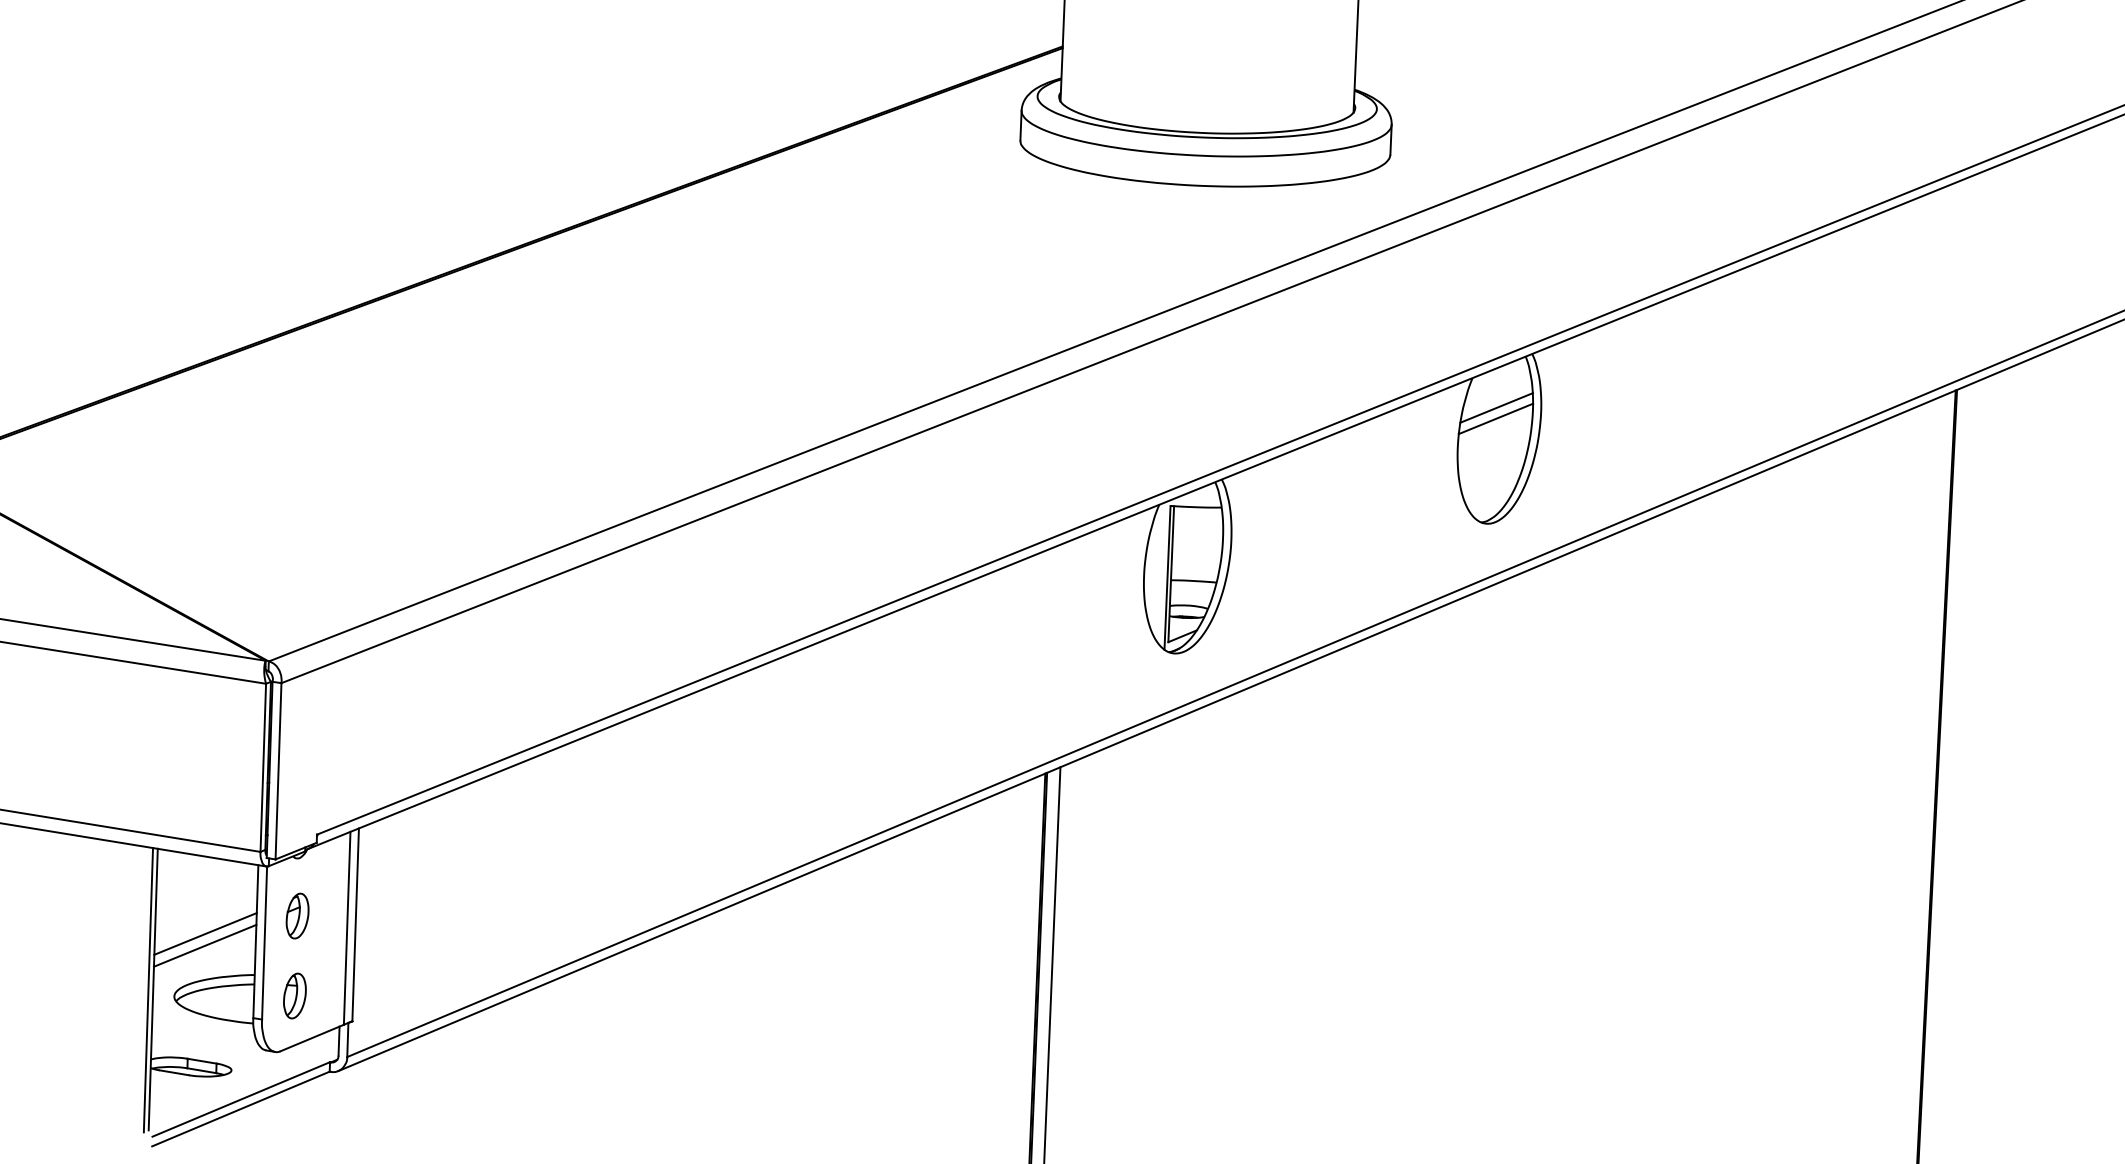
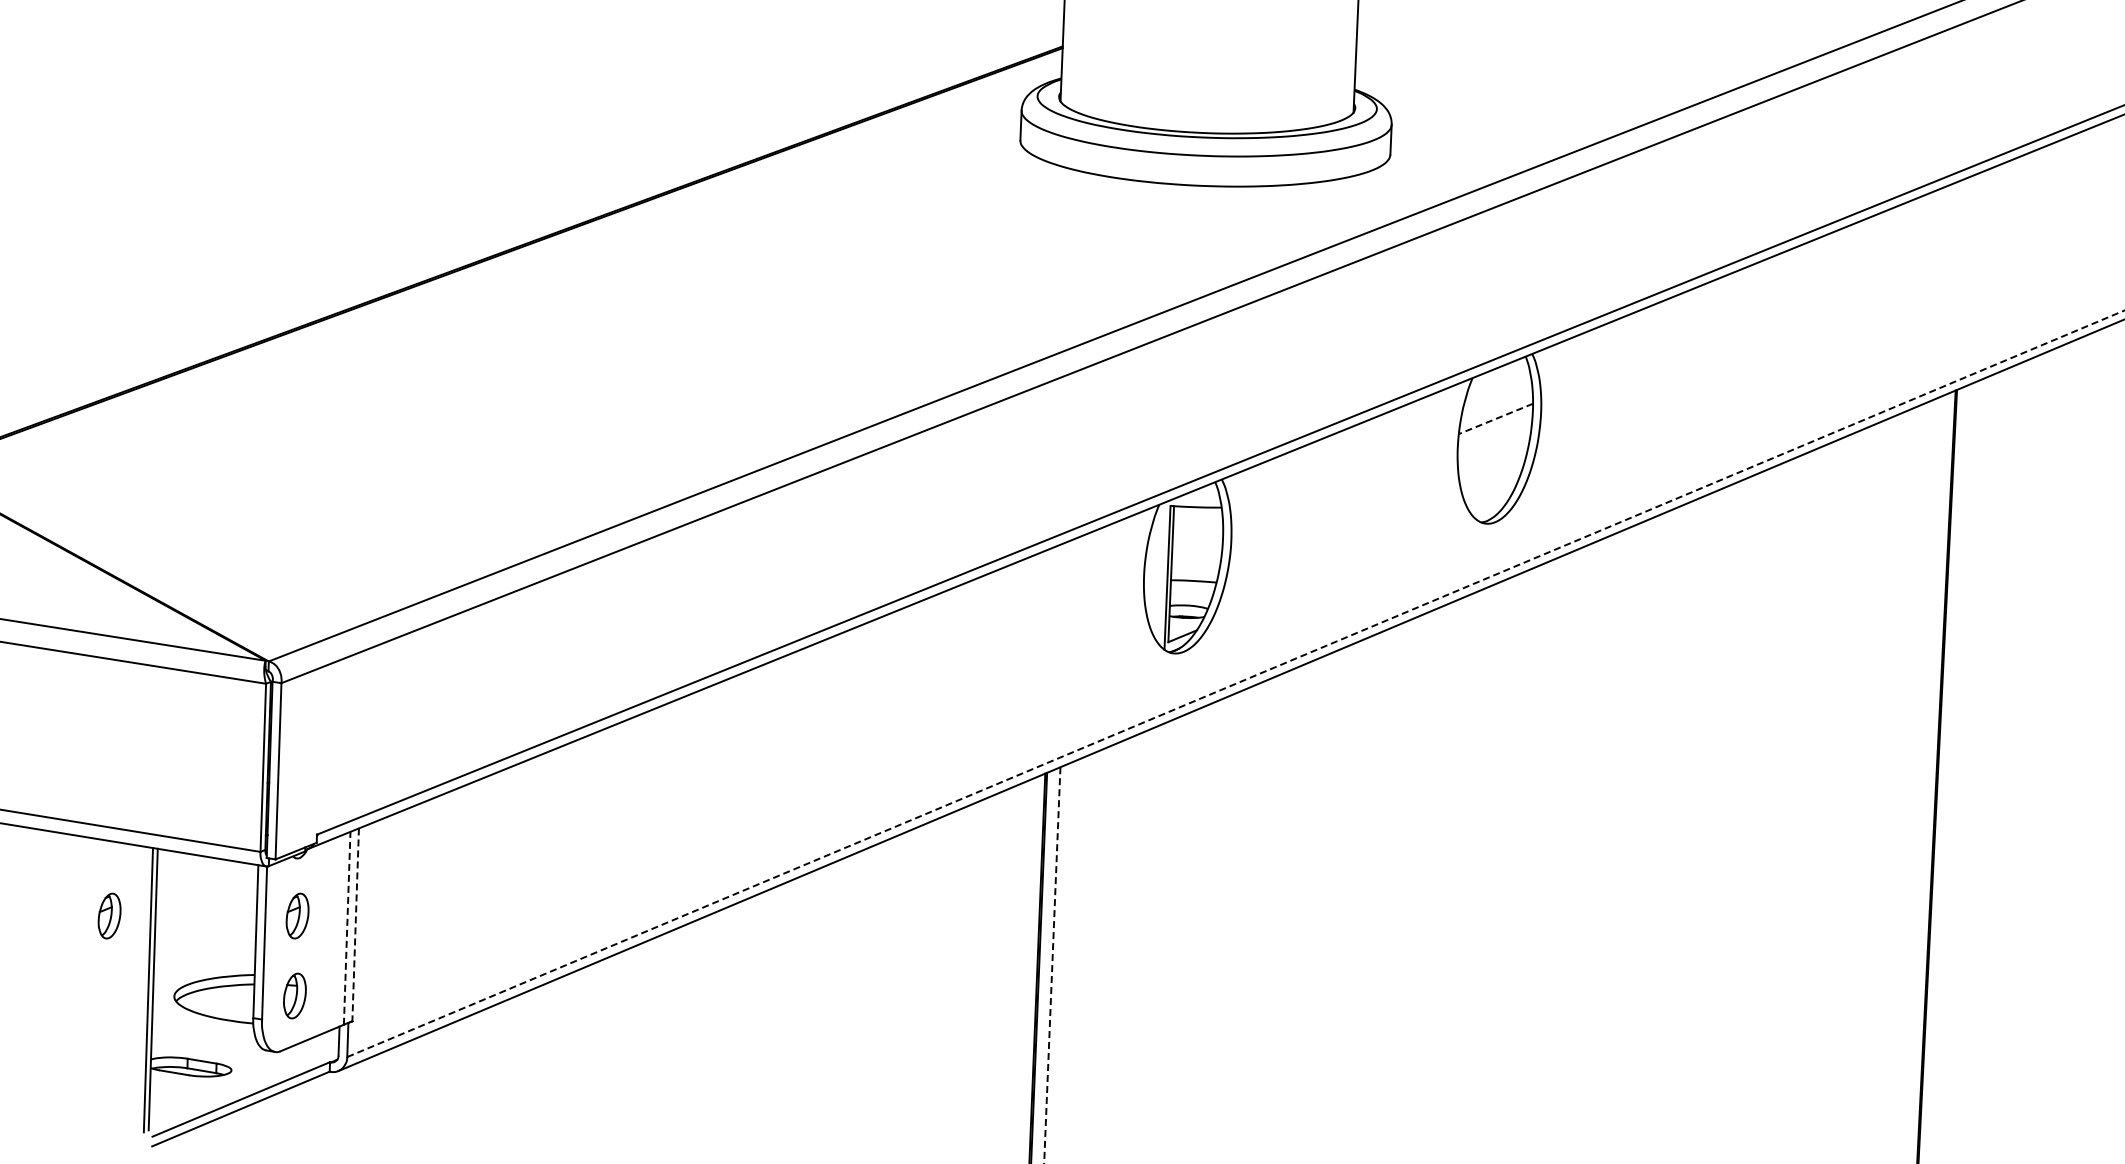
line: present -> none (1496, 407)
line: solid -> dashed (1495, 419)
line: solid -> dashed (1235, 683)
part: none -> present (109, 915)
line: solid -> dashed (355, 925)
line: solid -> dashed (347, 928)
line: present -> none (205, 933)
line: present -> none (204, 945)
line: solid -> dashed (1052, 965)
